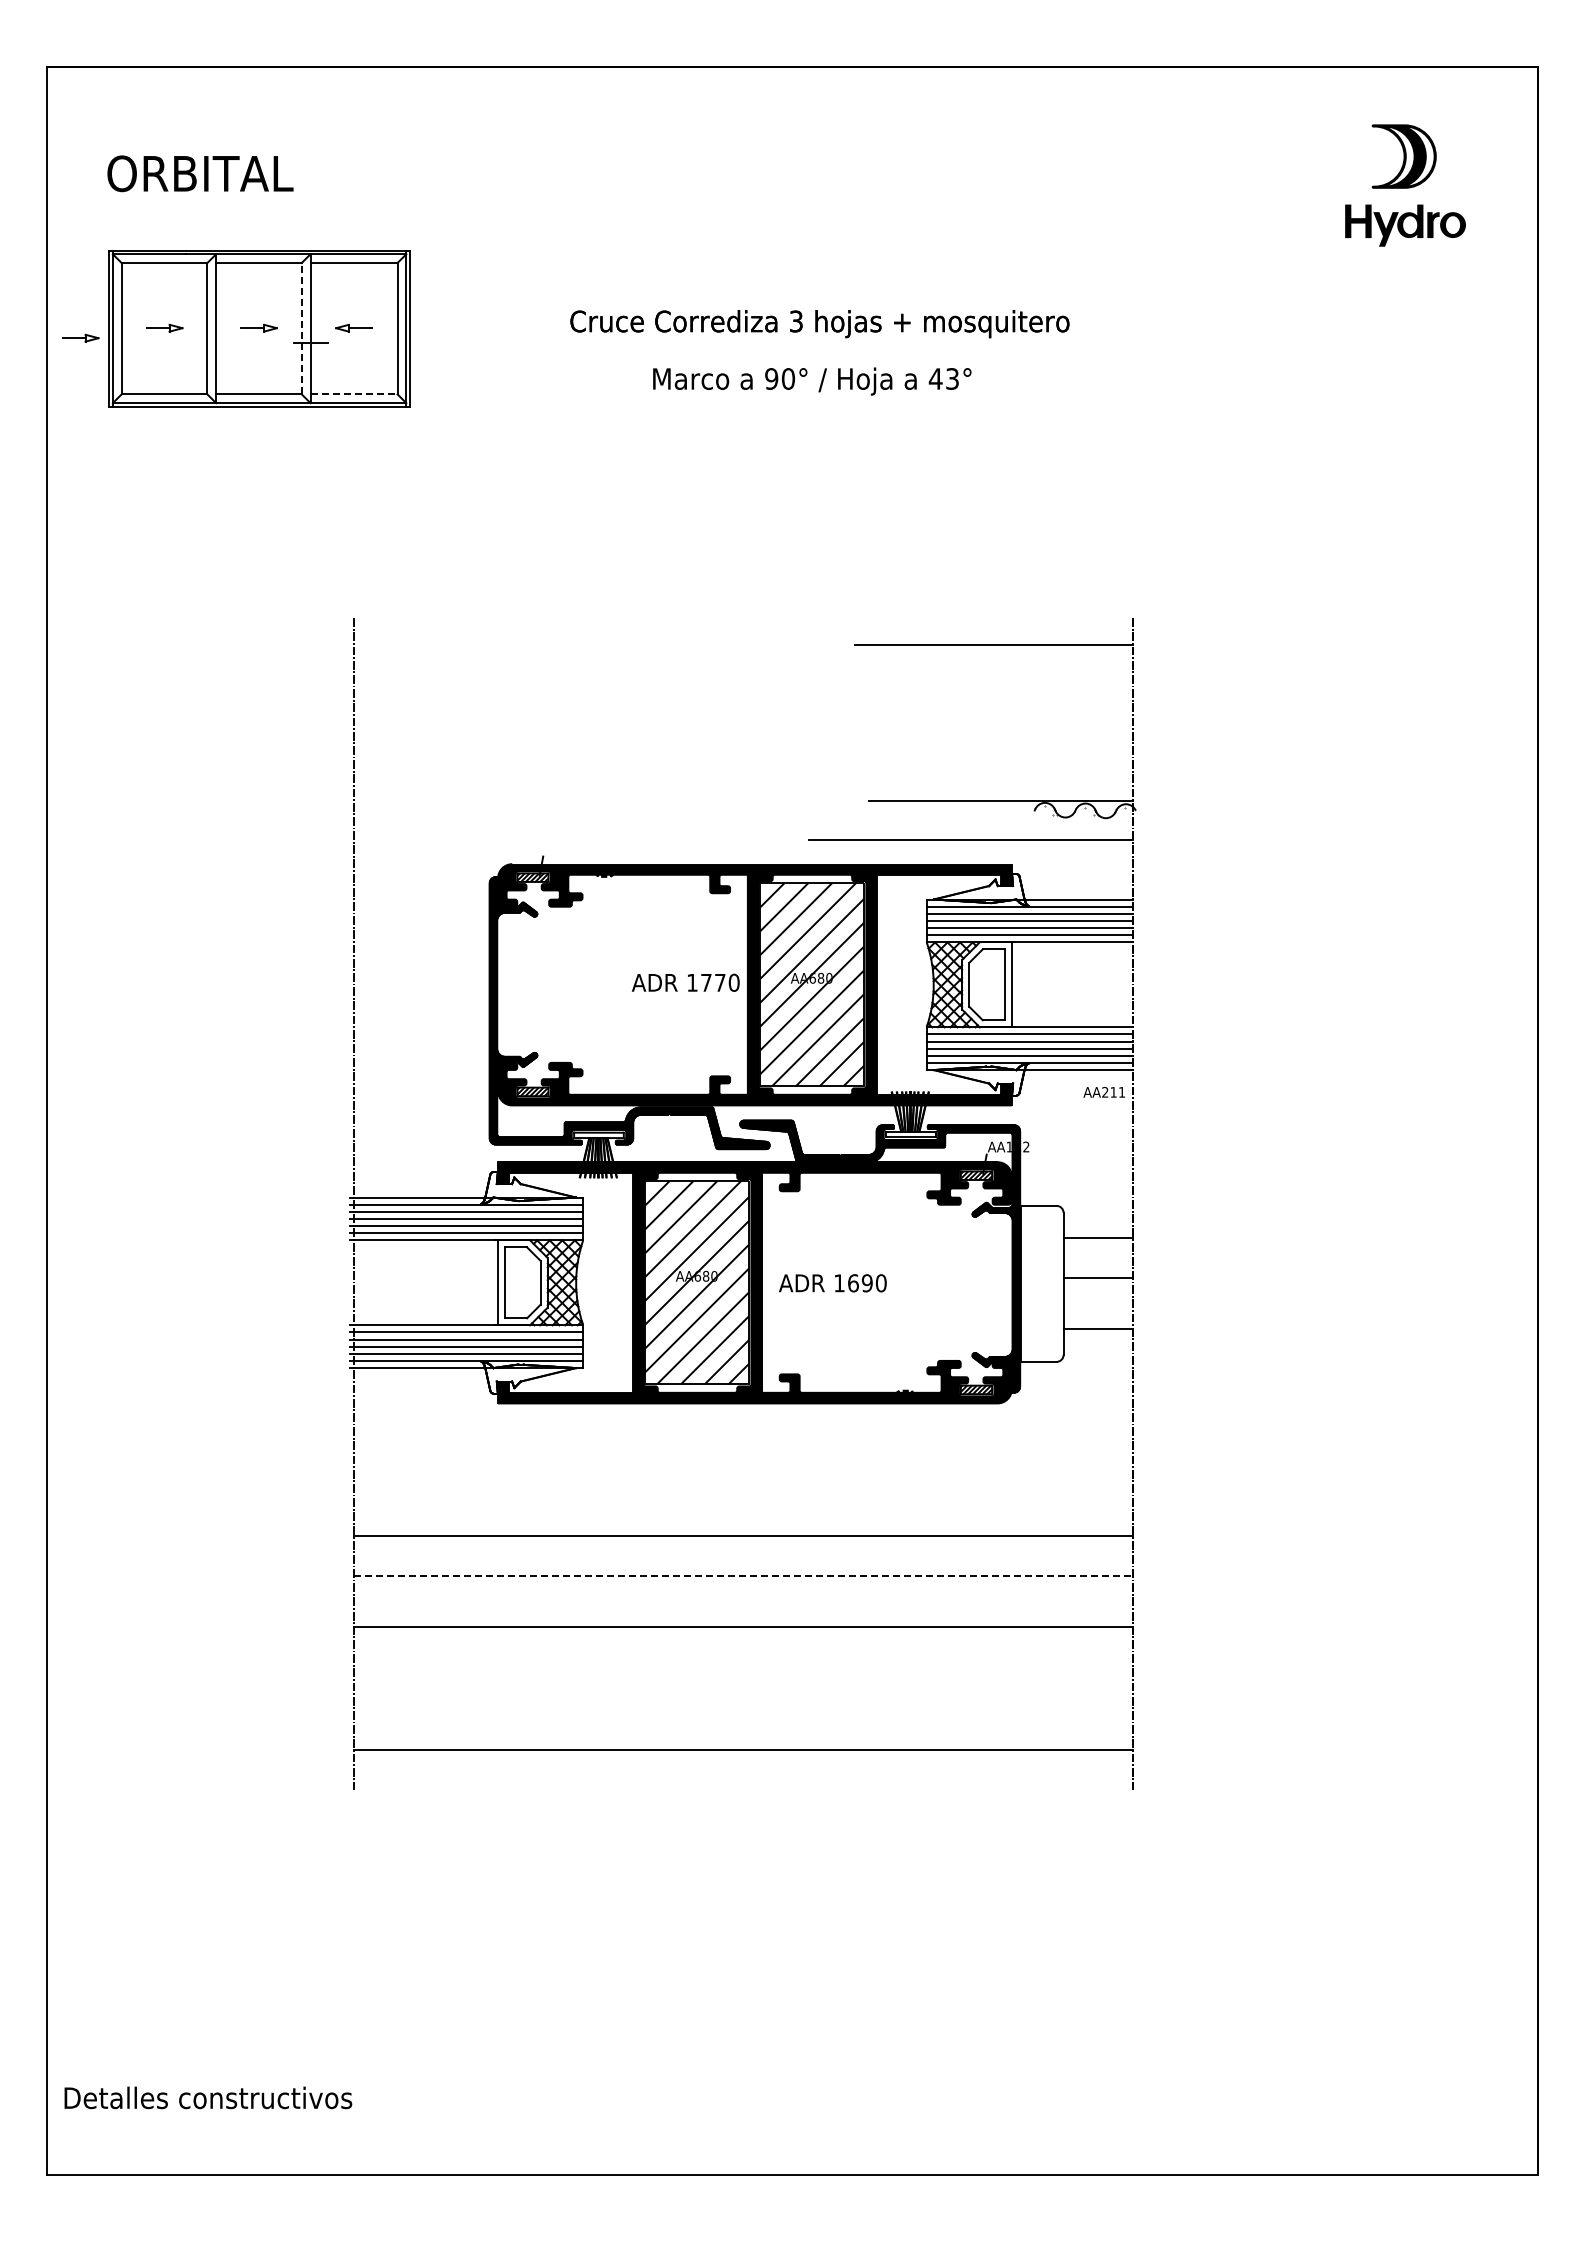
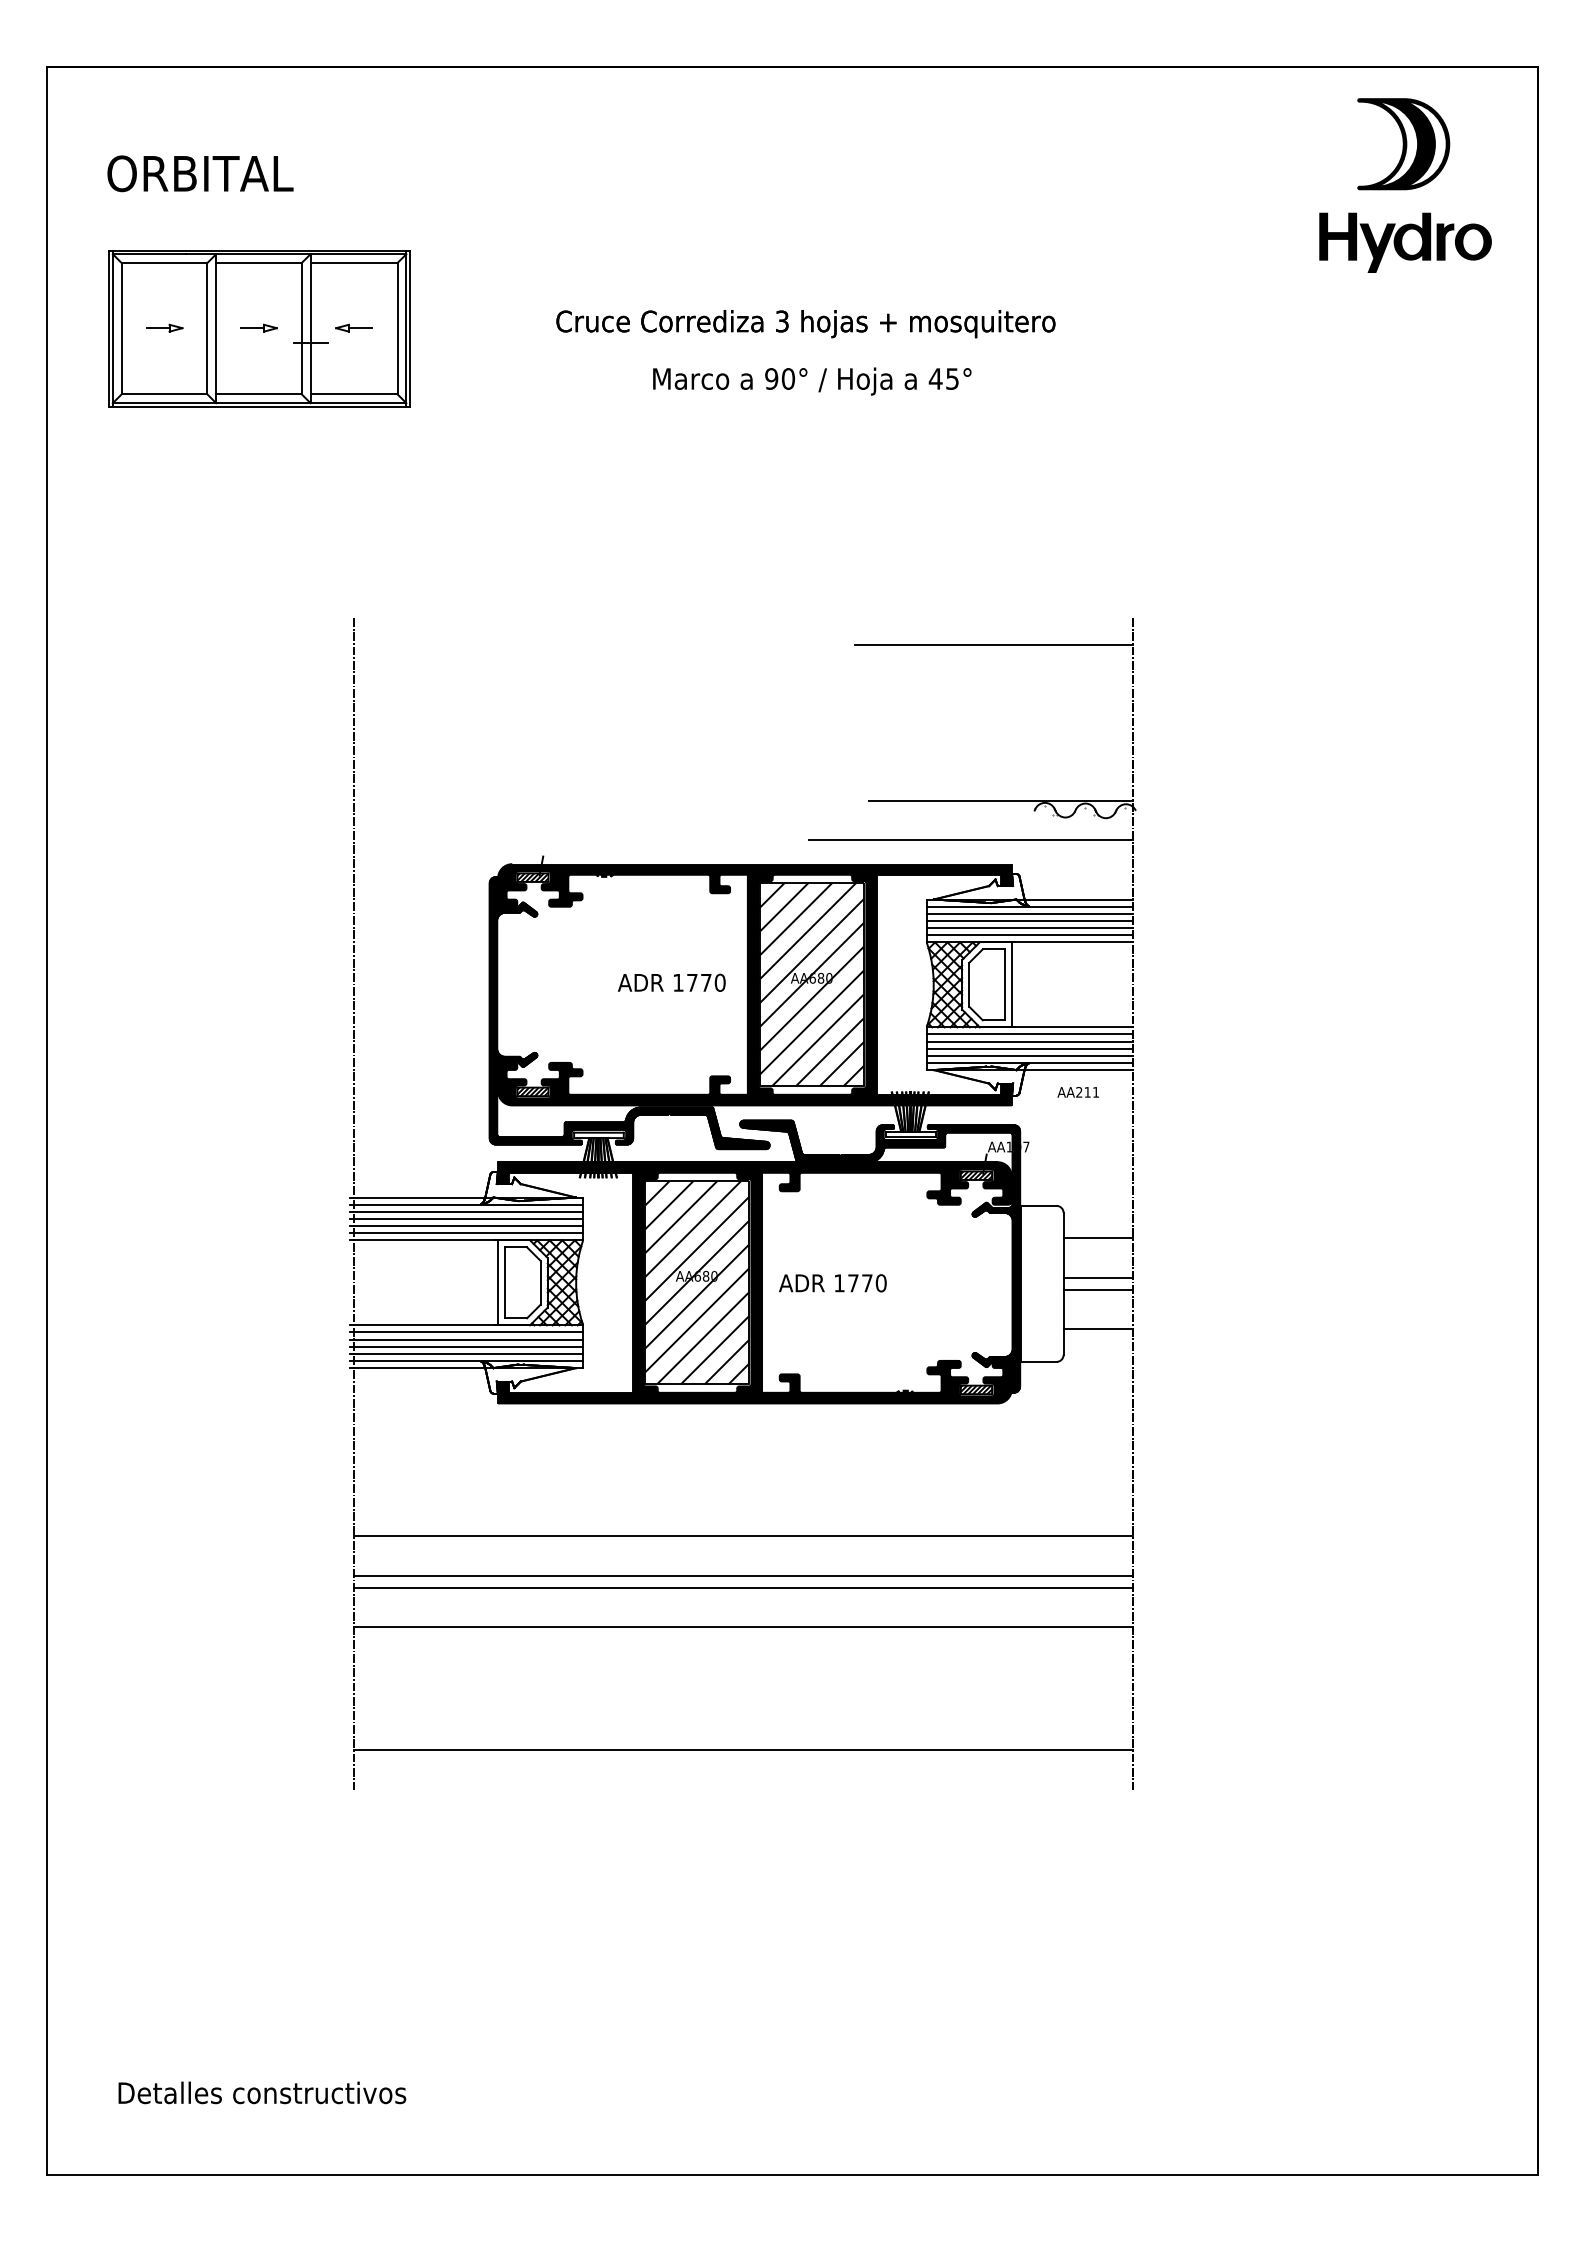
part size: 121x123 px -> 173x175 px (1405, 185)
text position: (819, 324) -> (805, 324) (805, 324)
line: dashed -> solid (301, 328)
part: present -> none (80, 337)
text: 43° -> 45° (952, 378)
line: dashed -> solid (354, 394)
text position: (685, 982) -> (671, 982) (671, 982)
text position: (1103, 1092) -> (1077, 1092) (1077, 1092)
text: AA112 -> AA107 (1025, 1146)
text: 1690 -> 1770 (860, 1283)
line: none -> present (1097, 1290)
line: dashed -> solid (743, 1575)
line: none -> present (742, 1588)
text position: (208, 2097) -> (262, 2092) (262, 2092)
